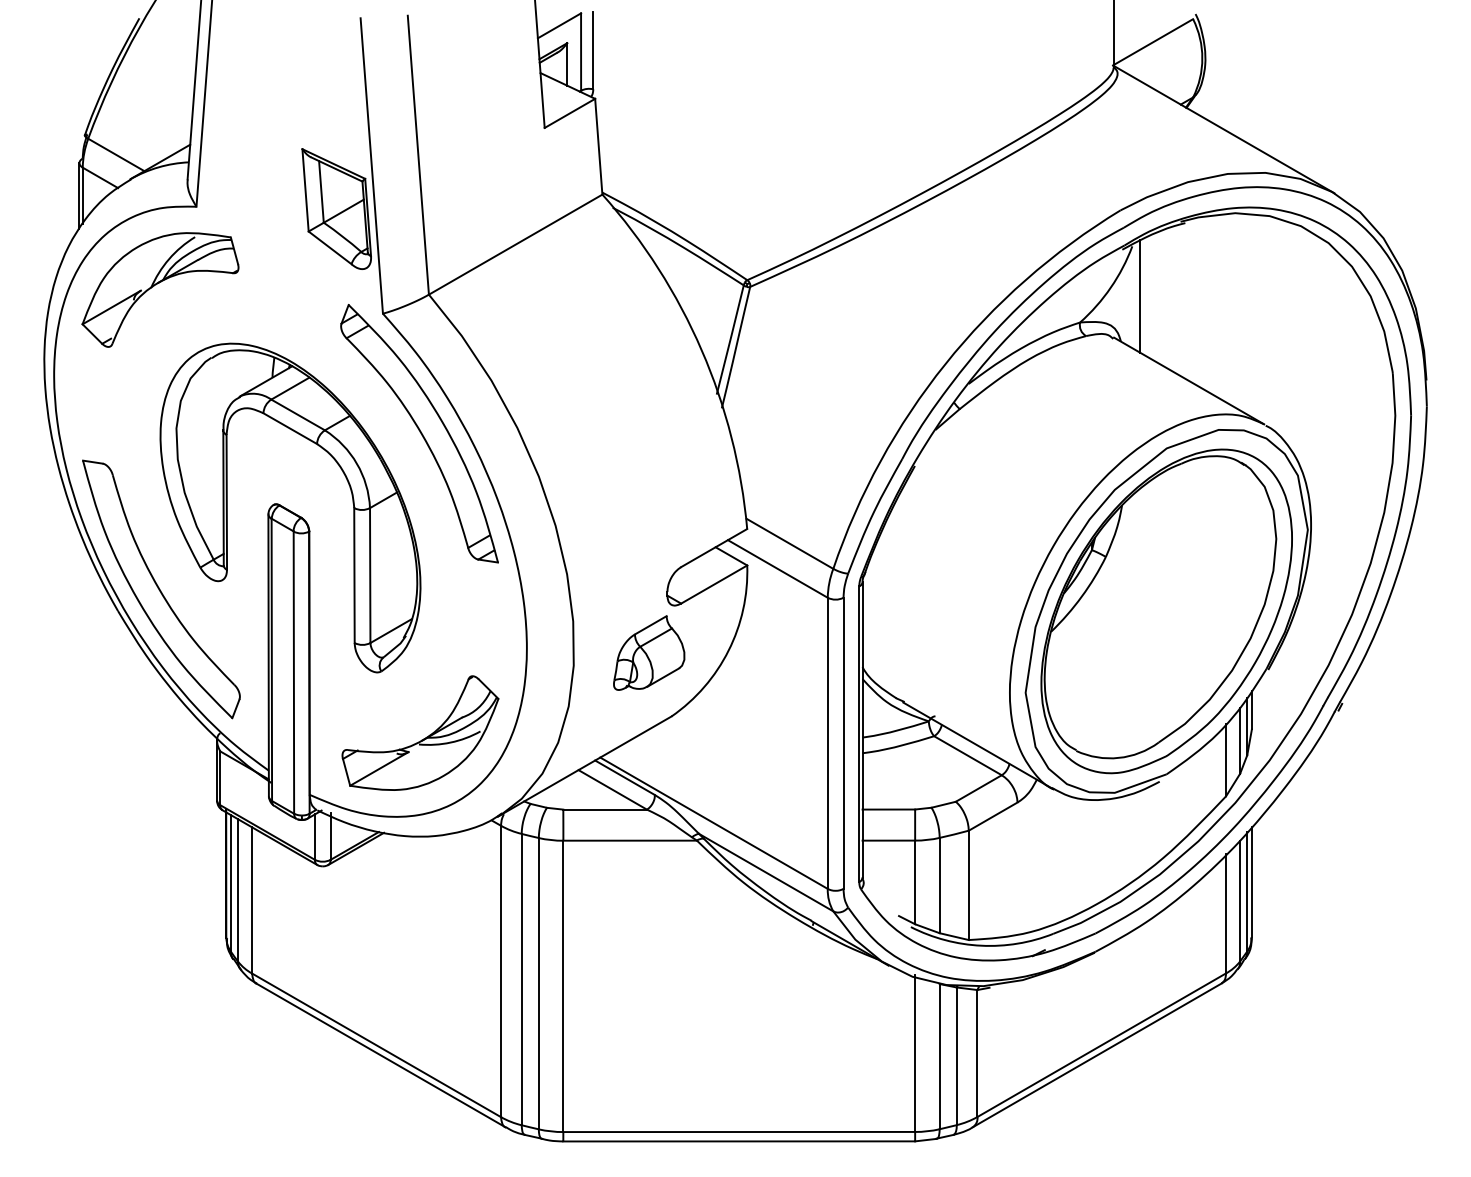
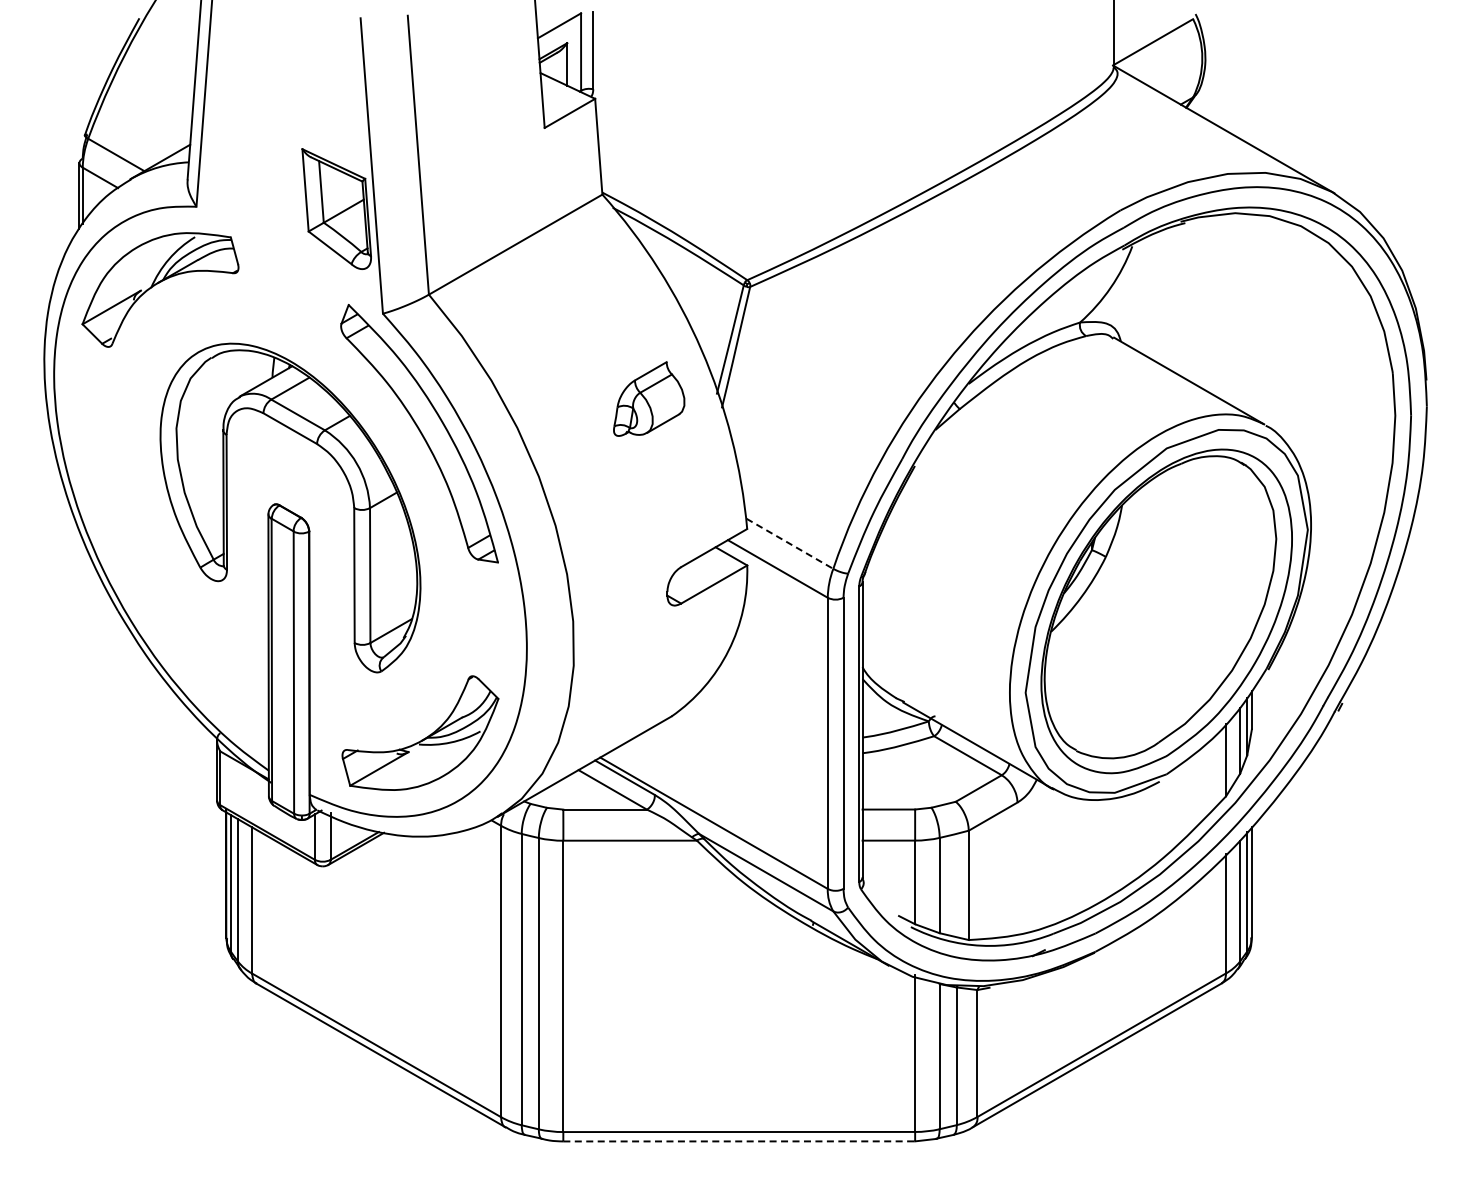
line: present -> none (1140, 296)
line: solid -> dashed (790, 544)
part: present -> none (161, 589)
part position: (649, 652) -> (649, 398) (649, 398)
line: solid -> dashed (739, 1141)
